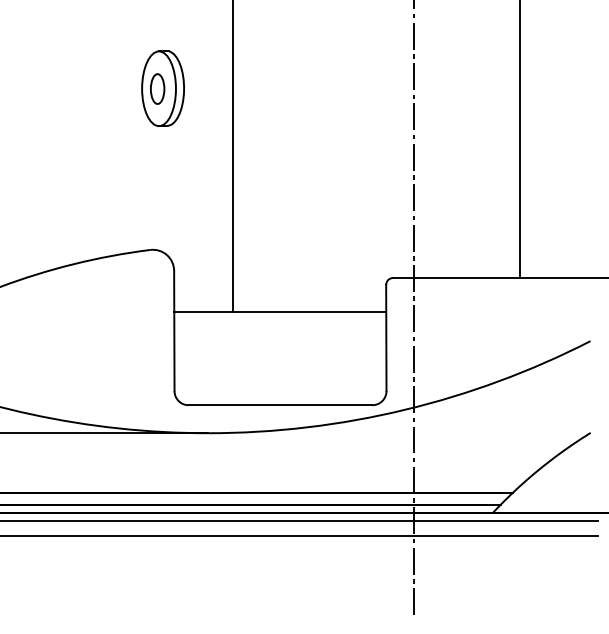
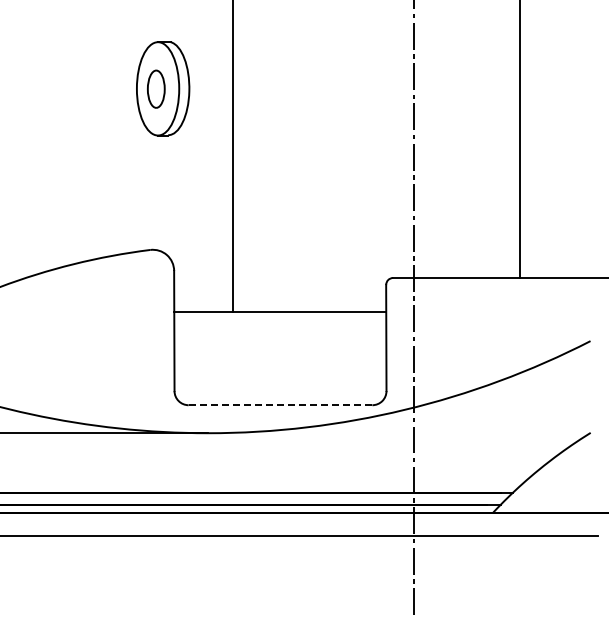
part size: 44x77 px -> 55x96 px (163, 88)
line: solid -> dashed (280, 405)
line: present -> none (299, 520)
